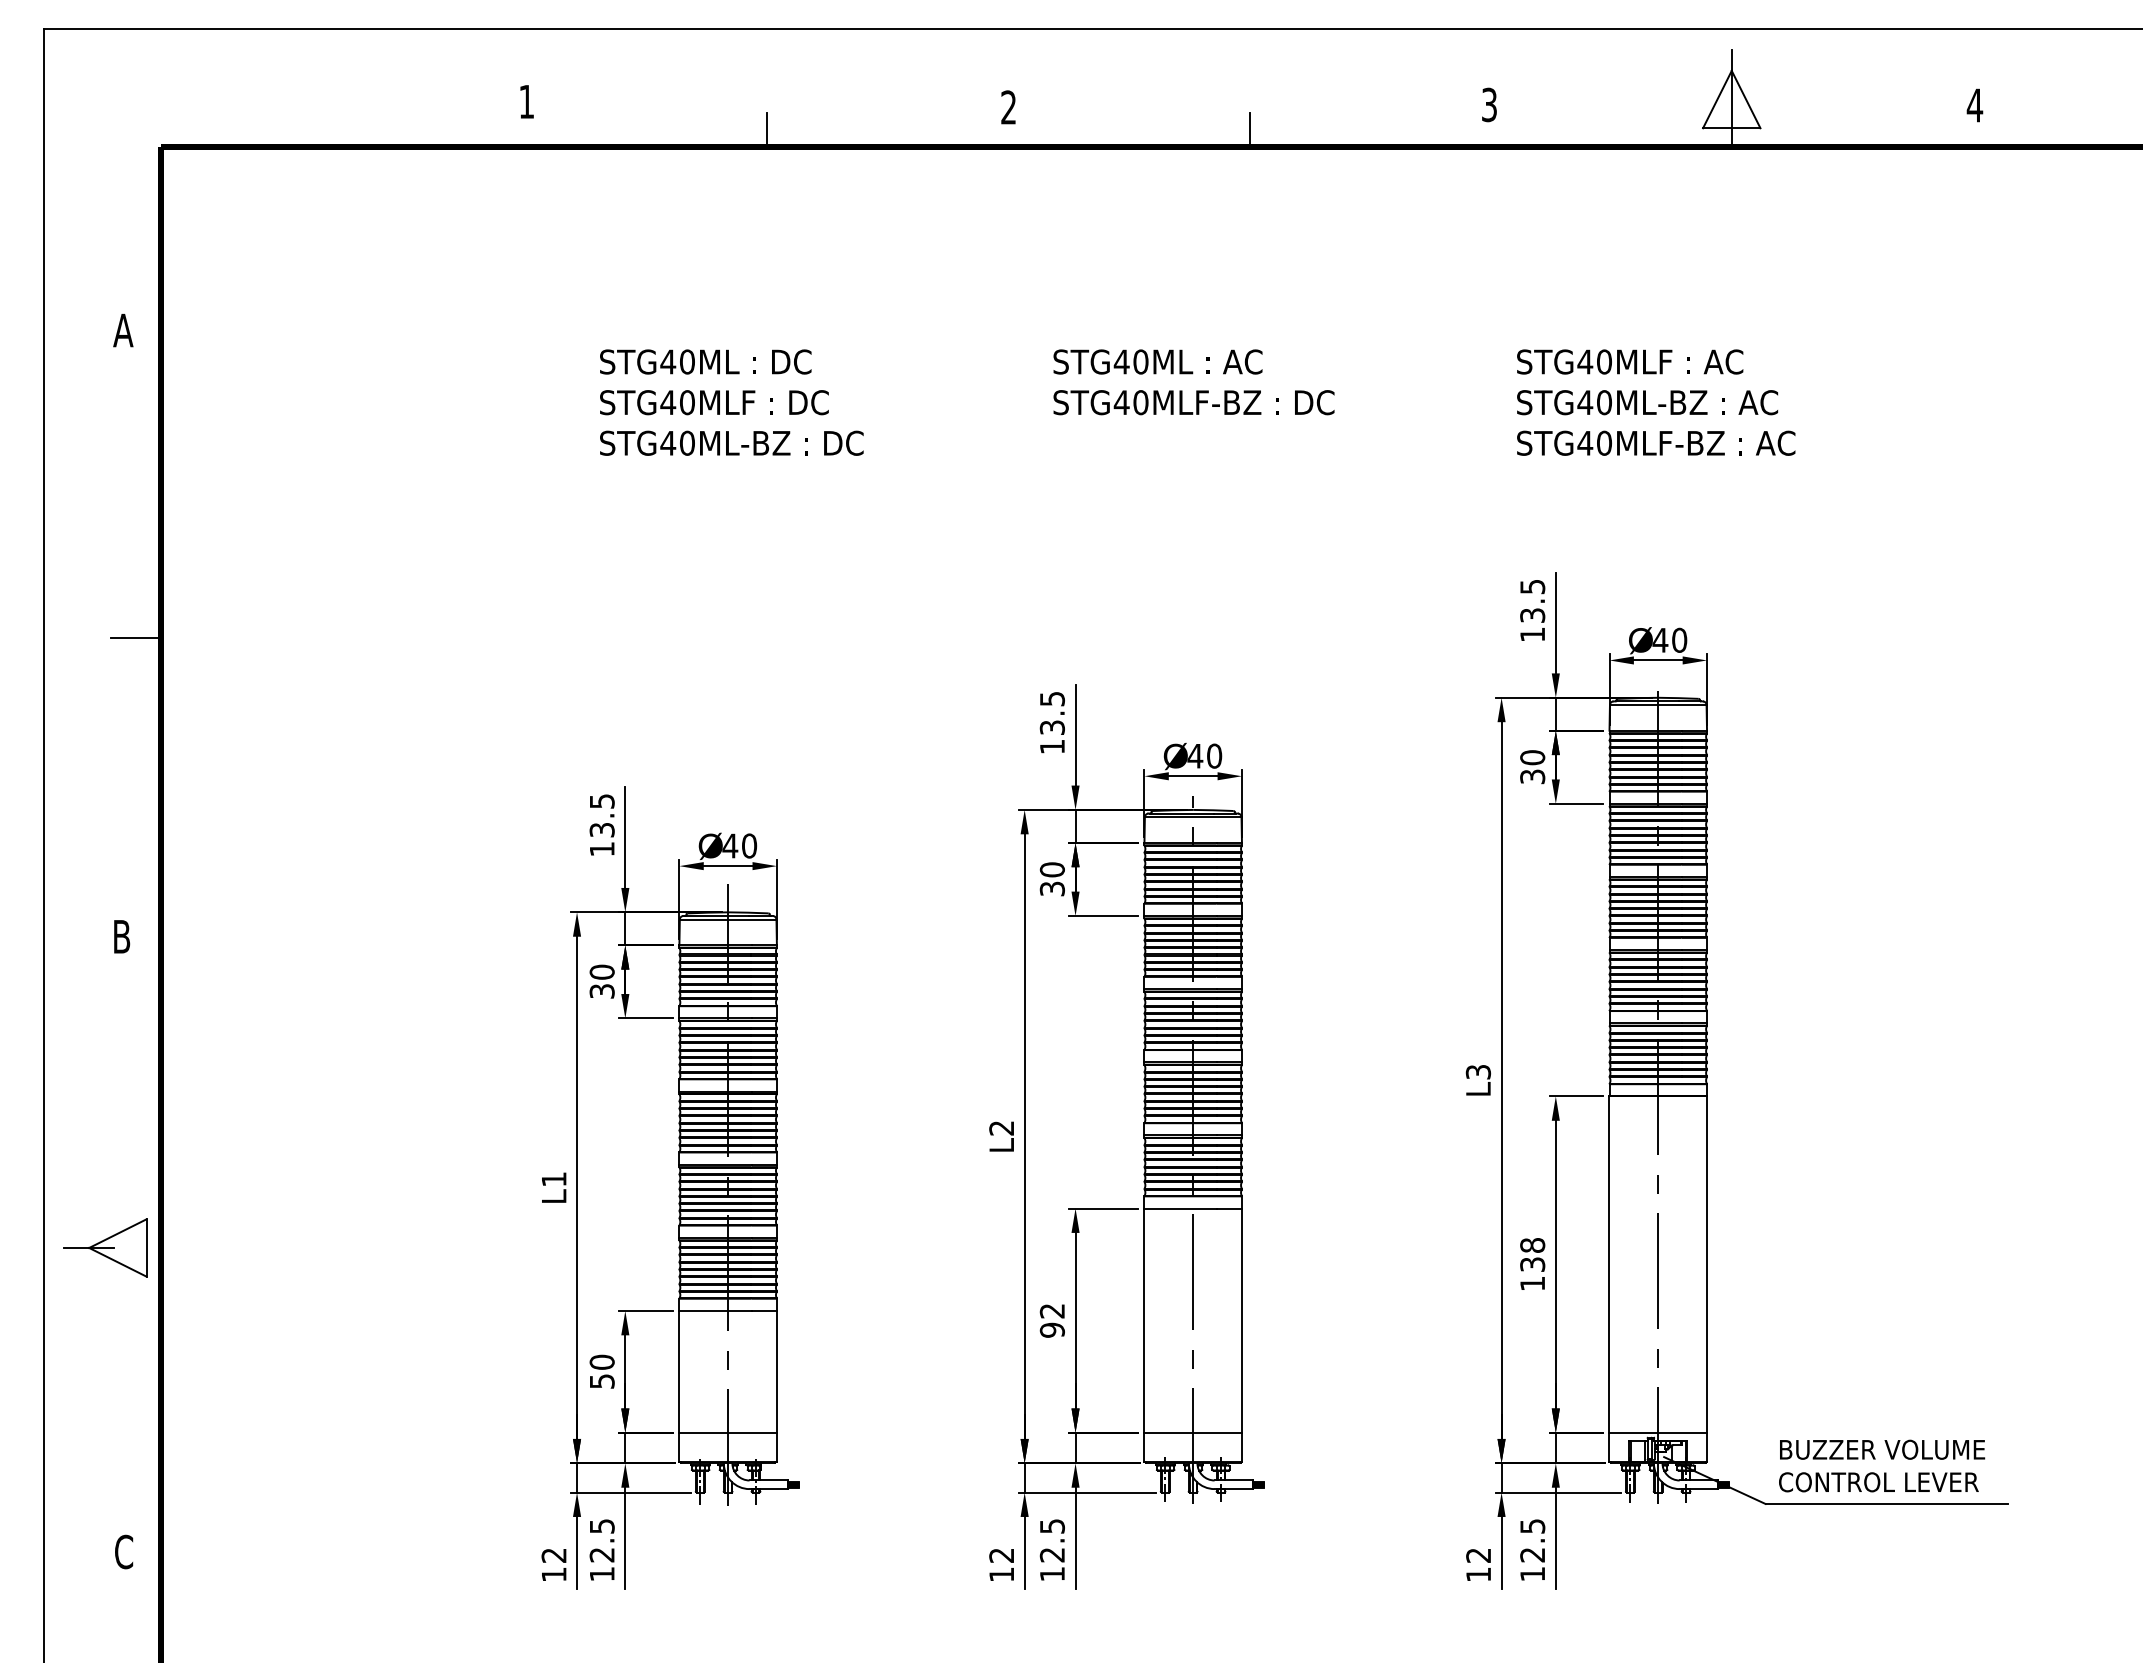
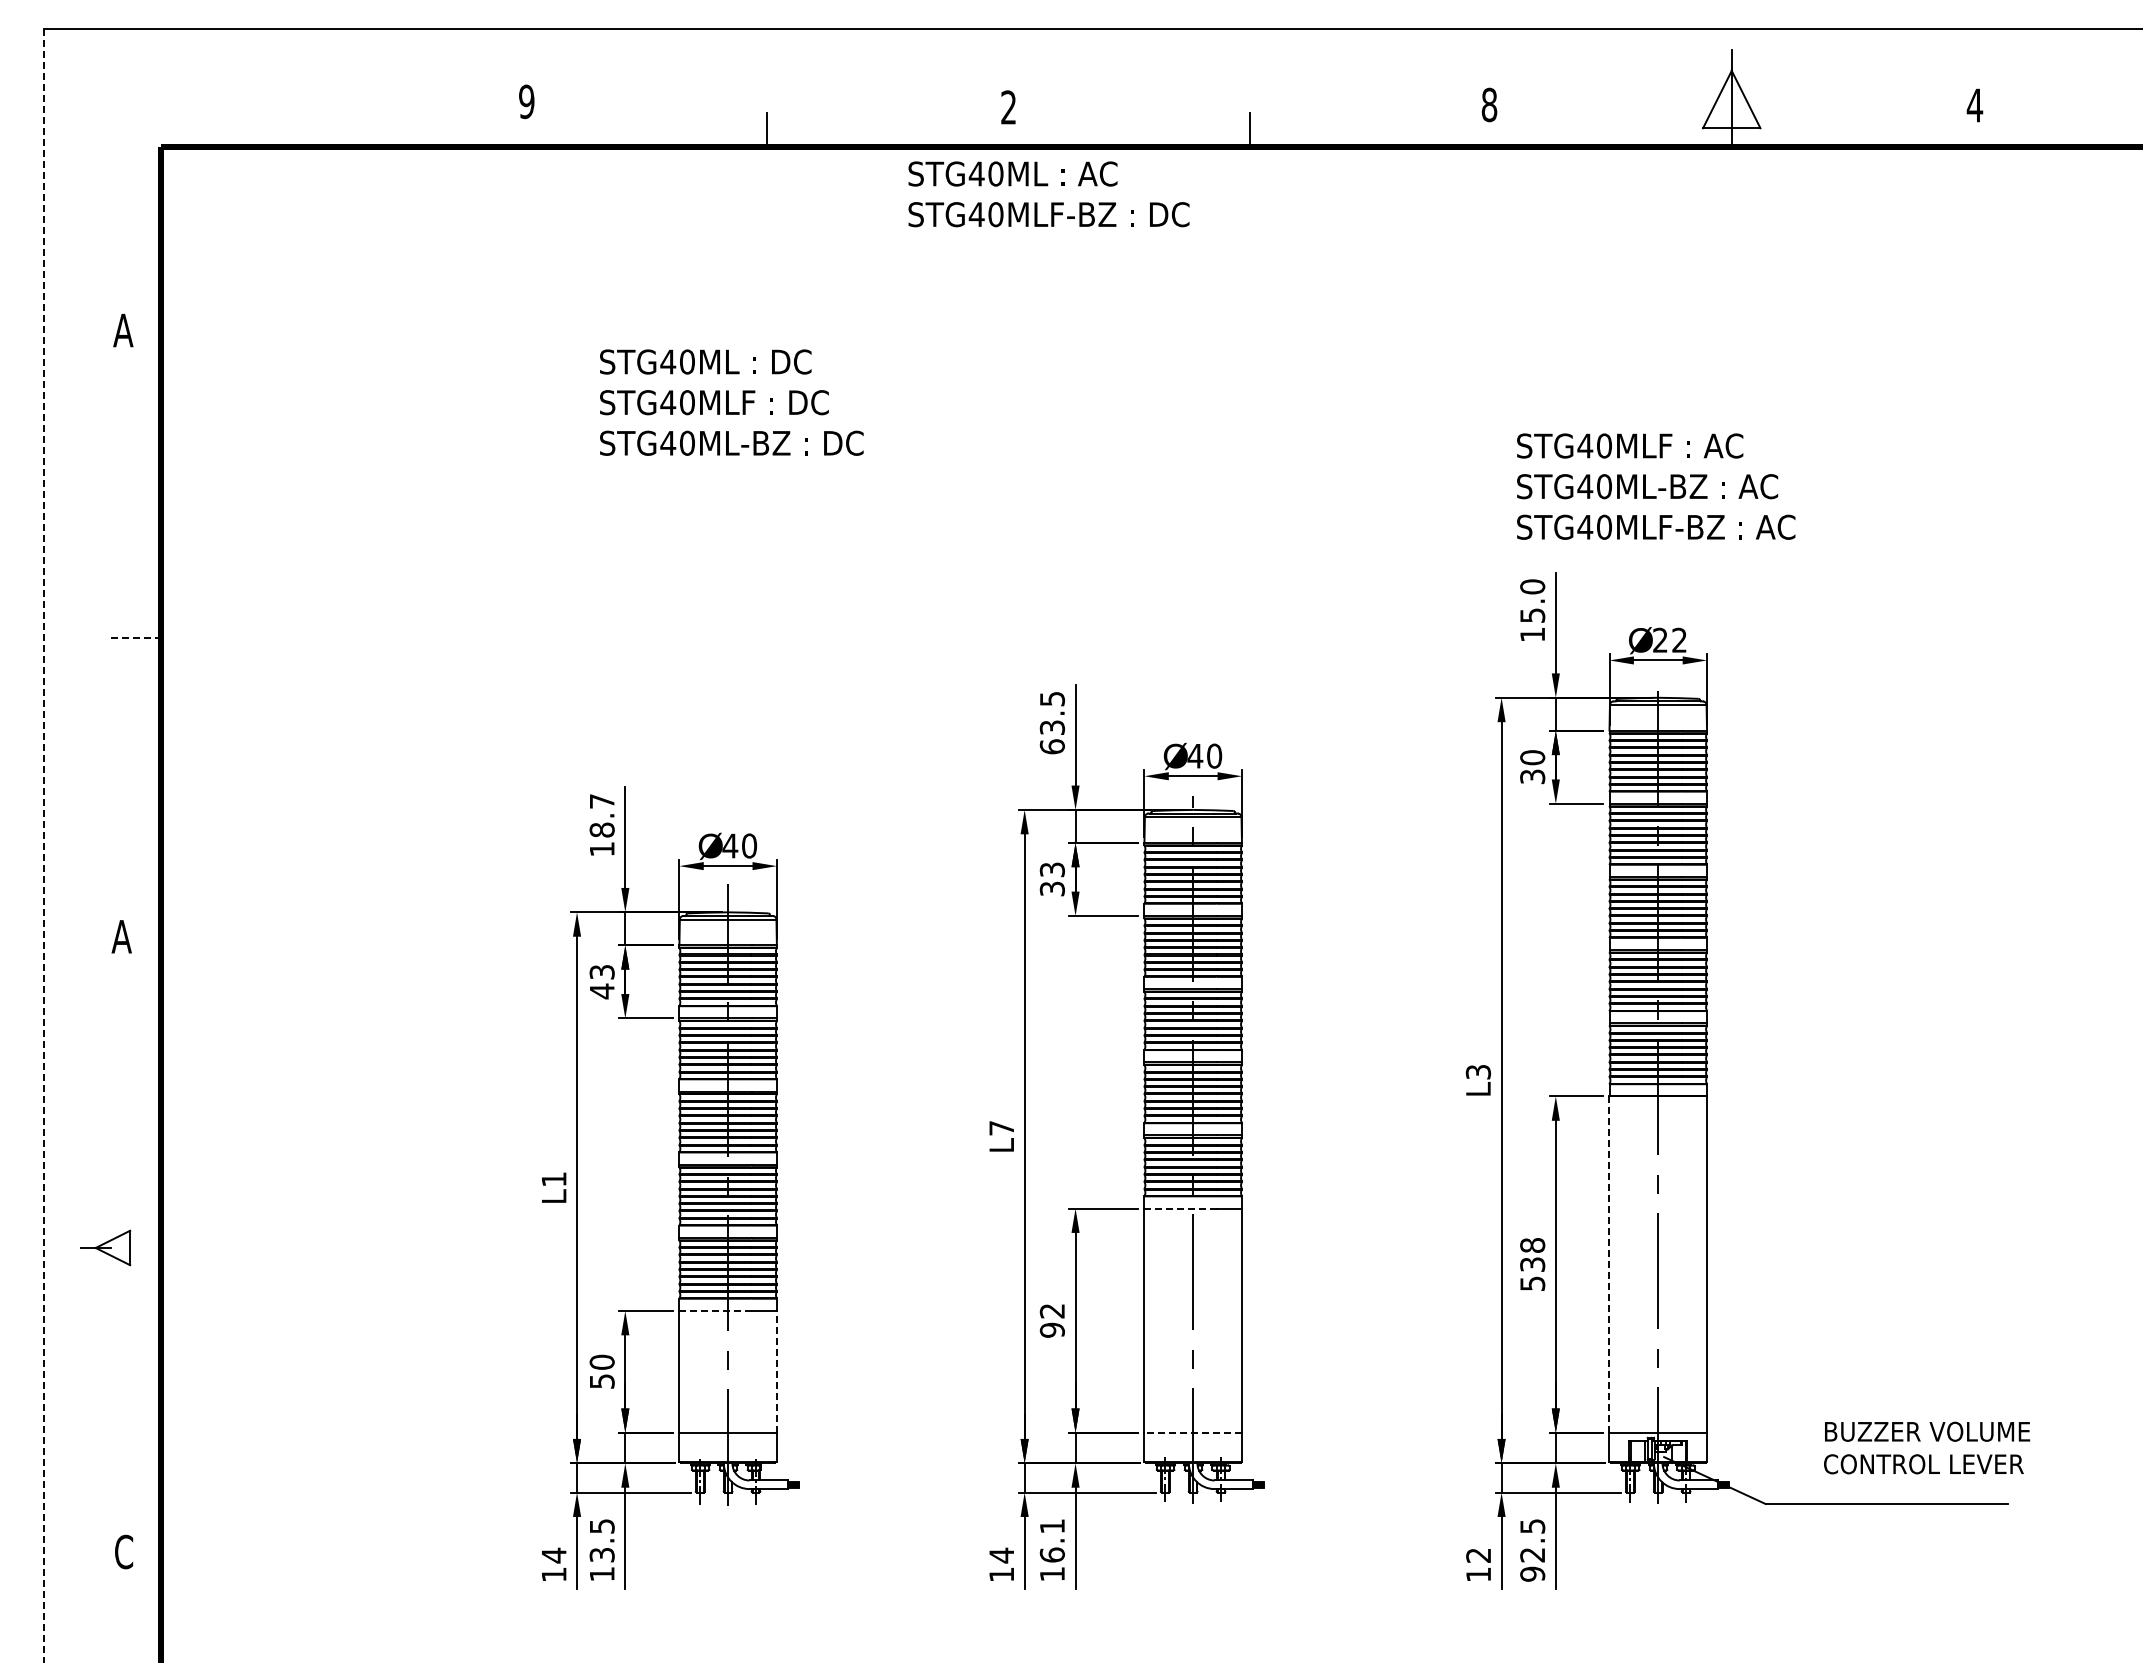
text: 1 -> 9 (526, 101)
text: 3 -> 8 (1489, 104)
text position: (1193, 382) -> (1048, 194) (1048, 194)
text position: (1656, 402) -> (1656, 486) (1656, 486)
text: 13.5 -> 15.0 (1532, 600)
line: solid -> dashed (136, 638)
text: 40 -> 22 (1669, 639)
text: 13.5 -> 63.5 (1051, 746)
text: 13.5 -> 18.7 (601, 815)
line: solid -> dashed (43, 845)
text: 30 -> 33 (1051, 869)
text: B -> A (121, 936)
text: 30 -> 43 (601, 981)
text: L2 -> L7 (1001, 1128)
line: solid -> dashed (1181, 1208)
part size: 85x60 px -> 52x38 px (105, 1247)
line: solid -> dashed (1609, 1264)
text: 138 -> 538 (1532, 1283)
line: solid -> dashed (715, 1310)
line: solid -> dashed (776, 1371)
line: solid -> dashed (1193, 1432)
text position: (1882, 1465) -> (1927, 1447) (1927, 1447)
text: 12.5 -> 16.1 (1051, 1540)
text: 12 -> 14 (553, 1555)
text: 12.5 -> 13.5 (602, 1555)
text: 12 -> 14 (1001, 1555)
text: 12.5 -> 92.5 (1532, 1573)
